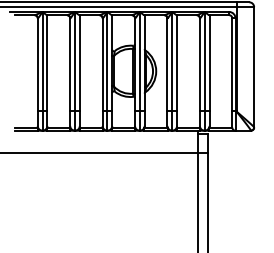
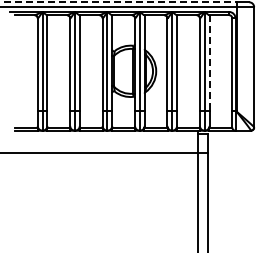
line: solid -> dashed (118, 2)
line: solid -> dashed (209, 63)
